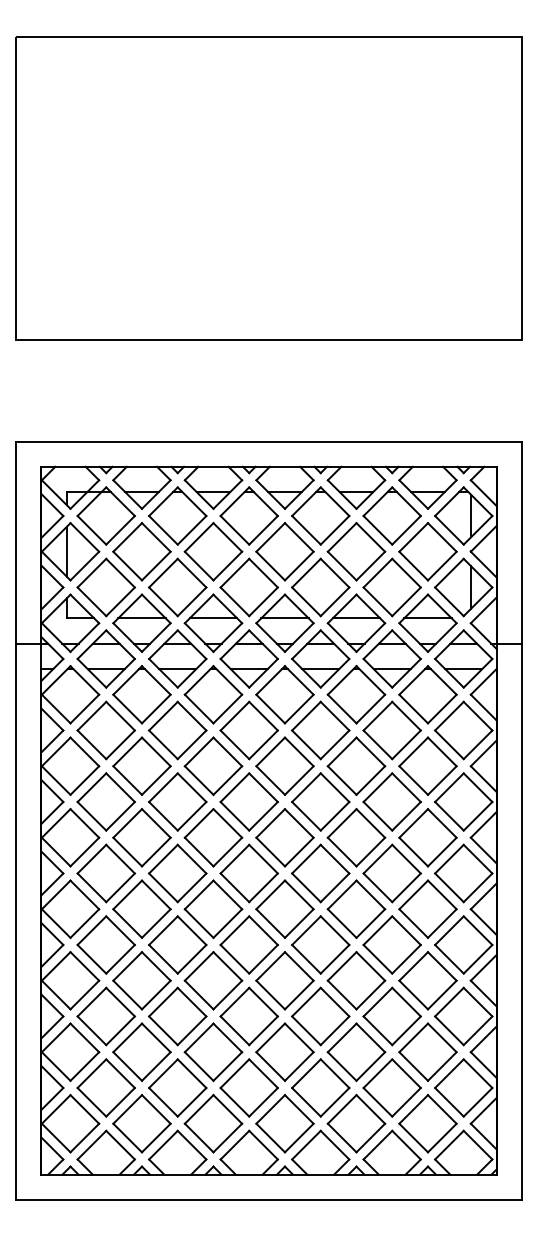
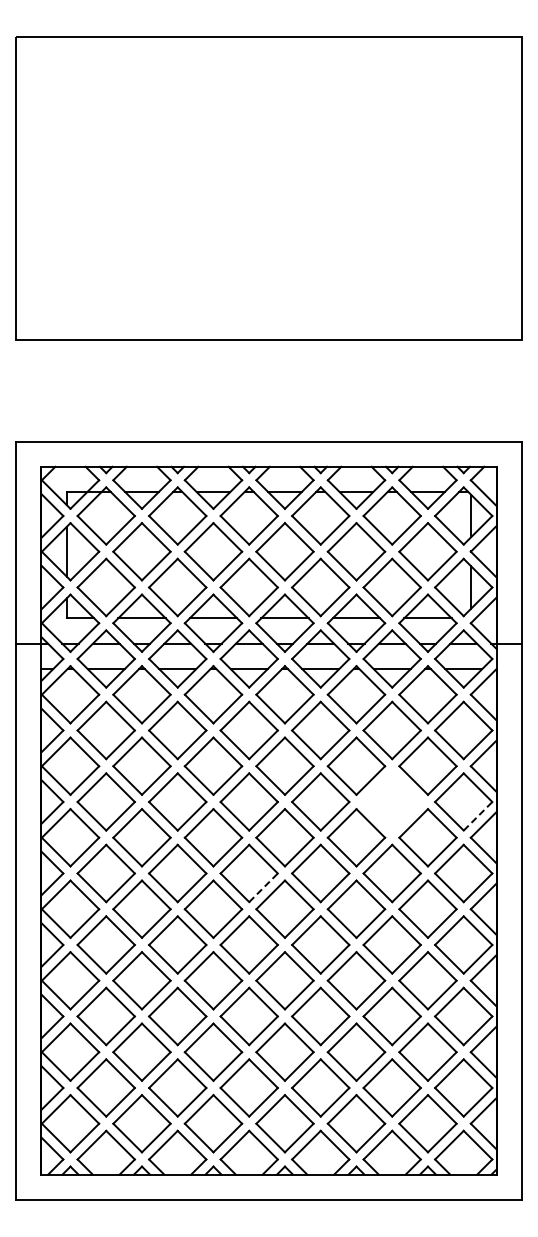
part: present -> none (391, 801)
line: solid -> dashed (478, 815)
line: solid -> dashed (263, 887)
